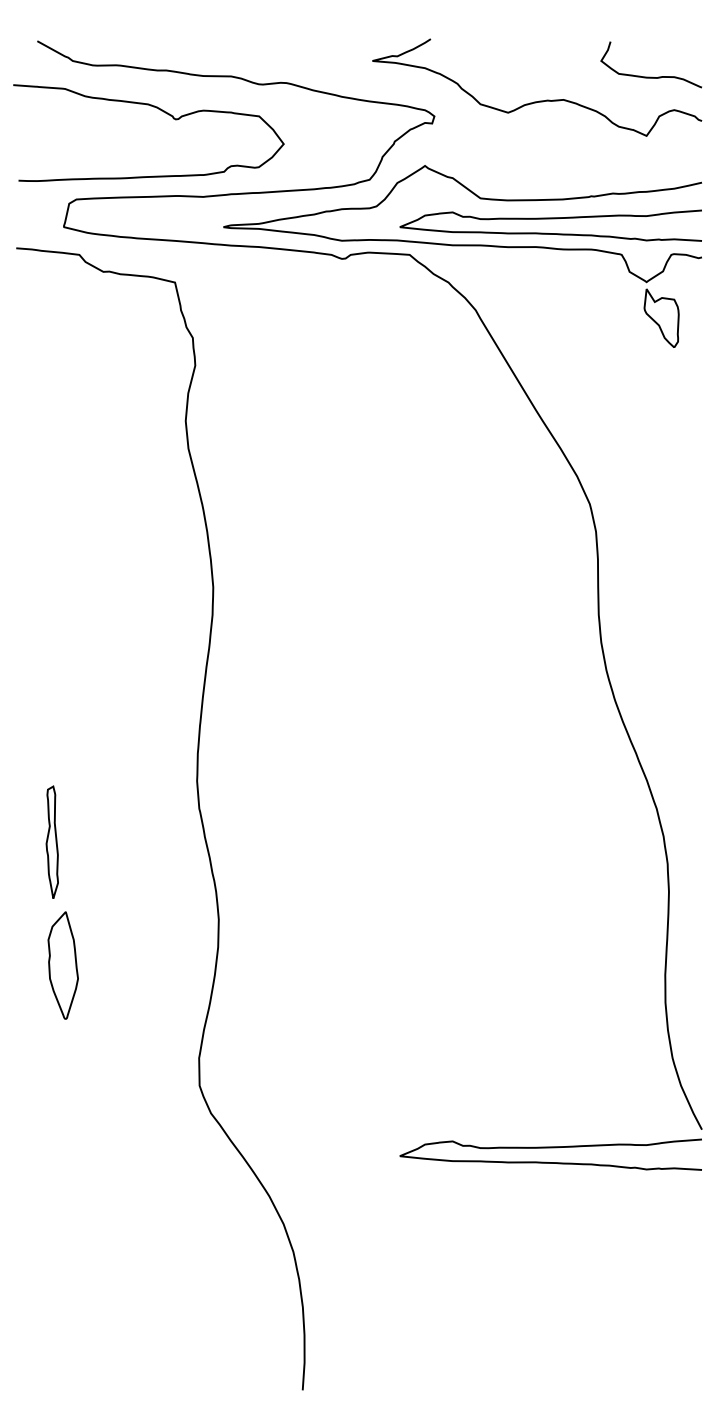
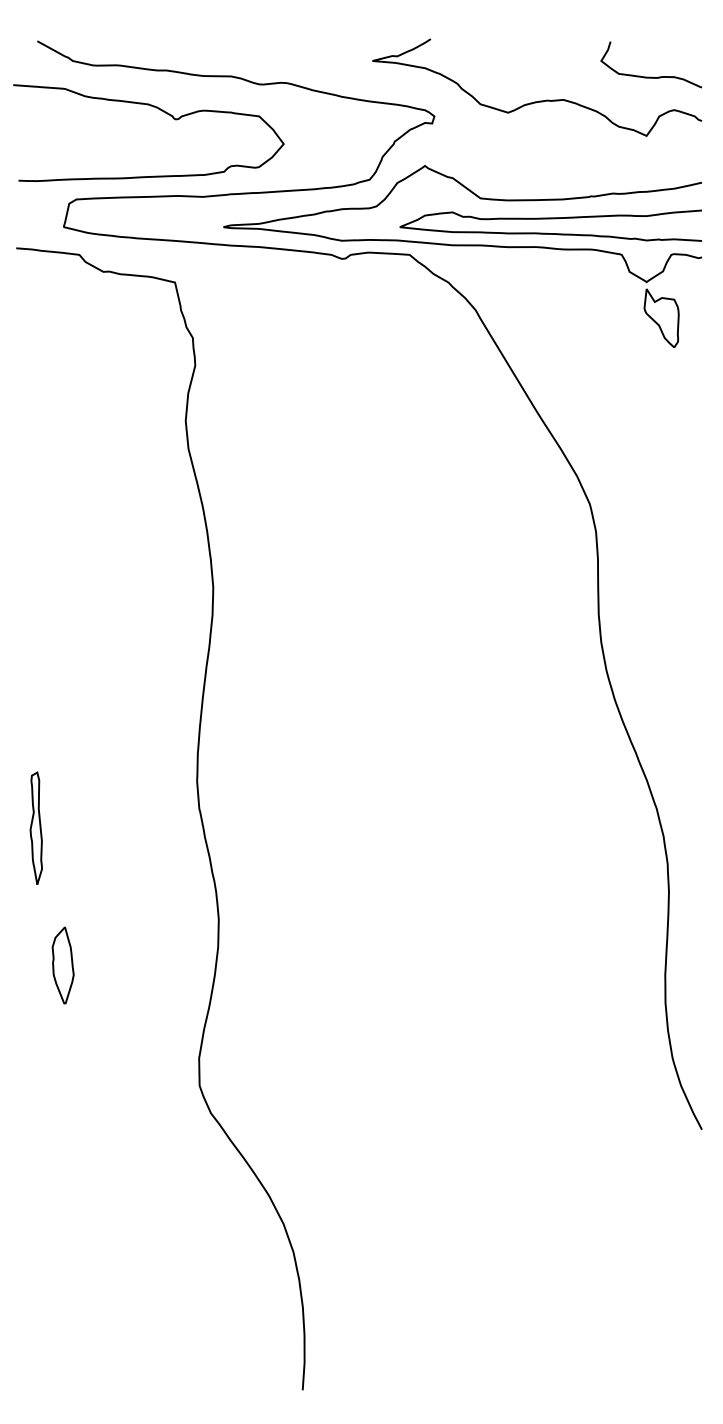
part position: (51, 841) -> (35, 827) (35, 827)
part size: 32x109 px -> 24x79 px (62, 965)
curve: present -> none (550, 1148)
